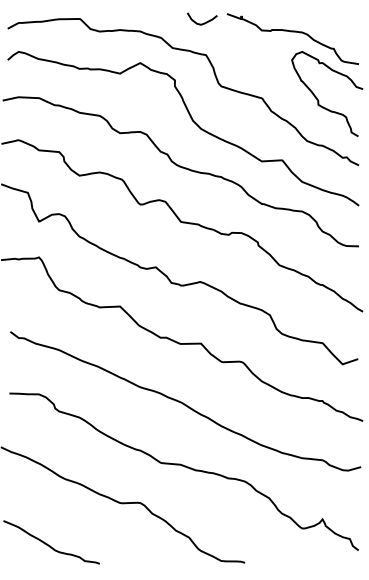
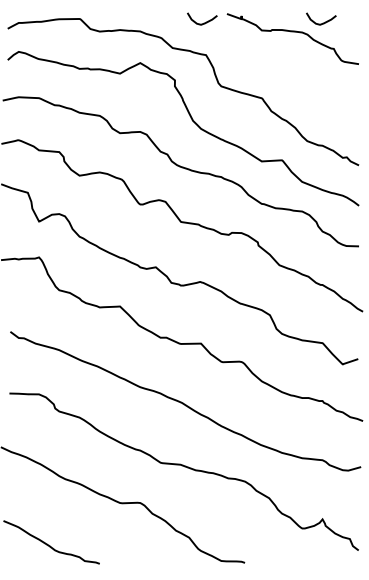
curve: none -> present (323, 22)
curve: present -> none (319, 100)
